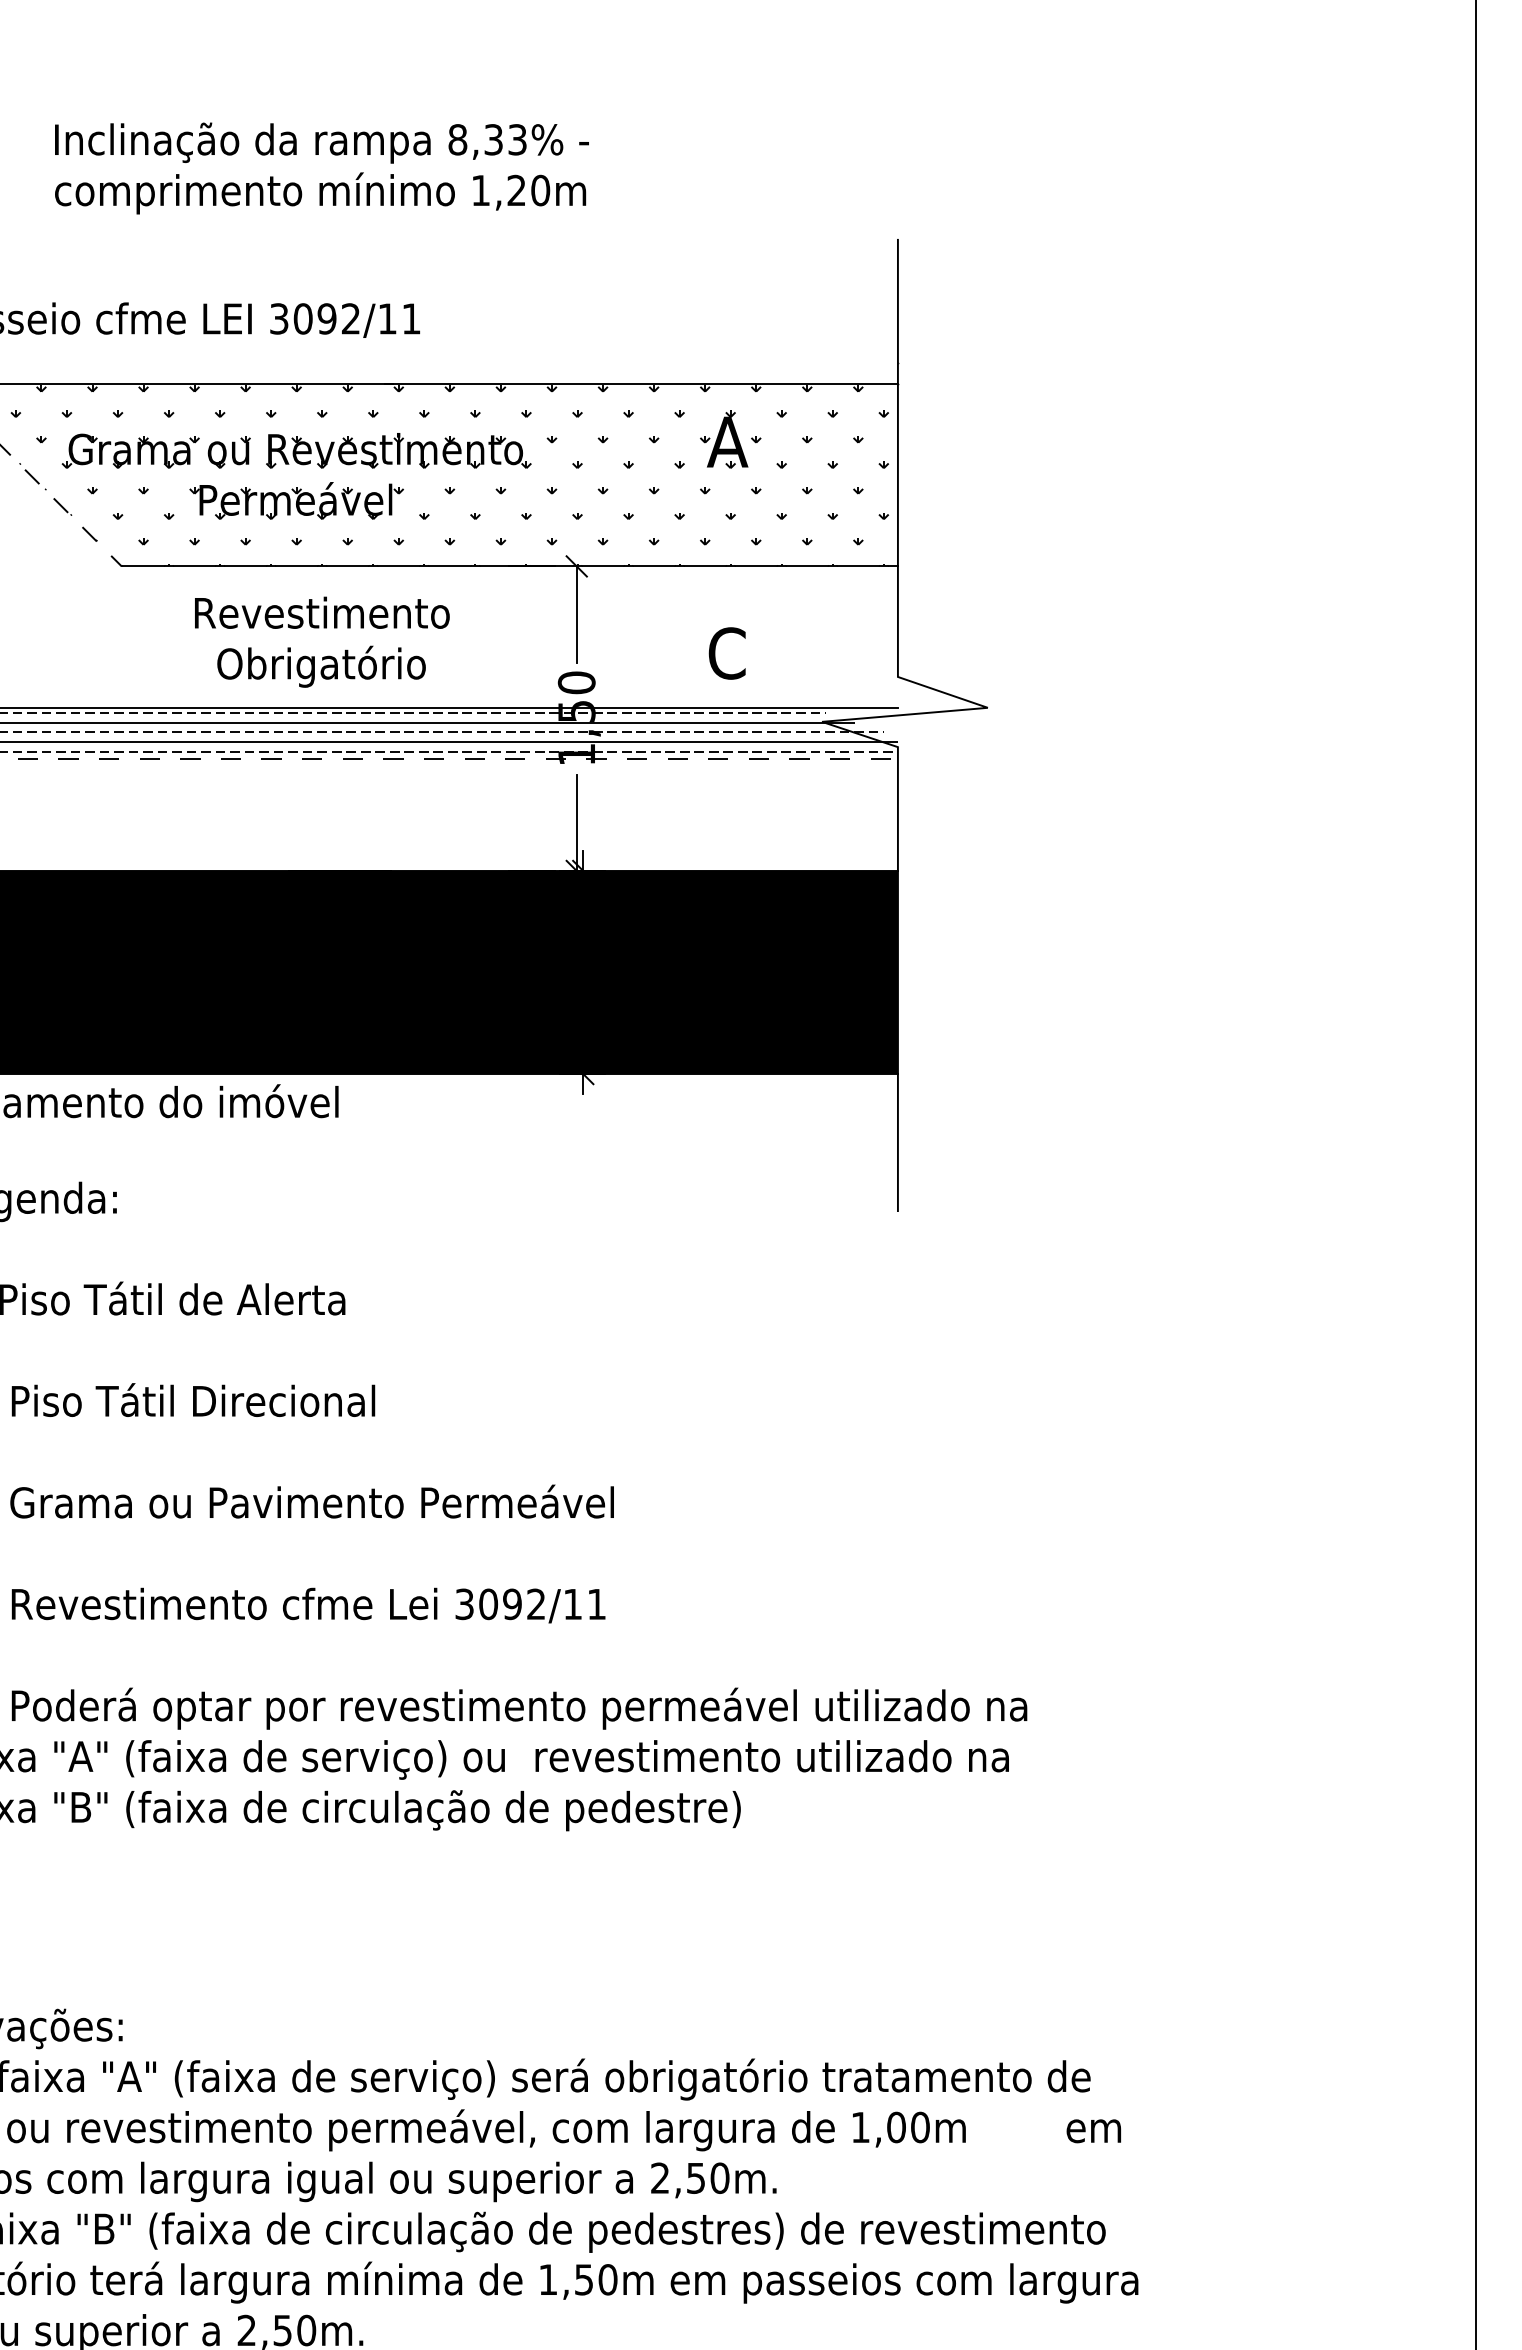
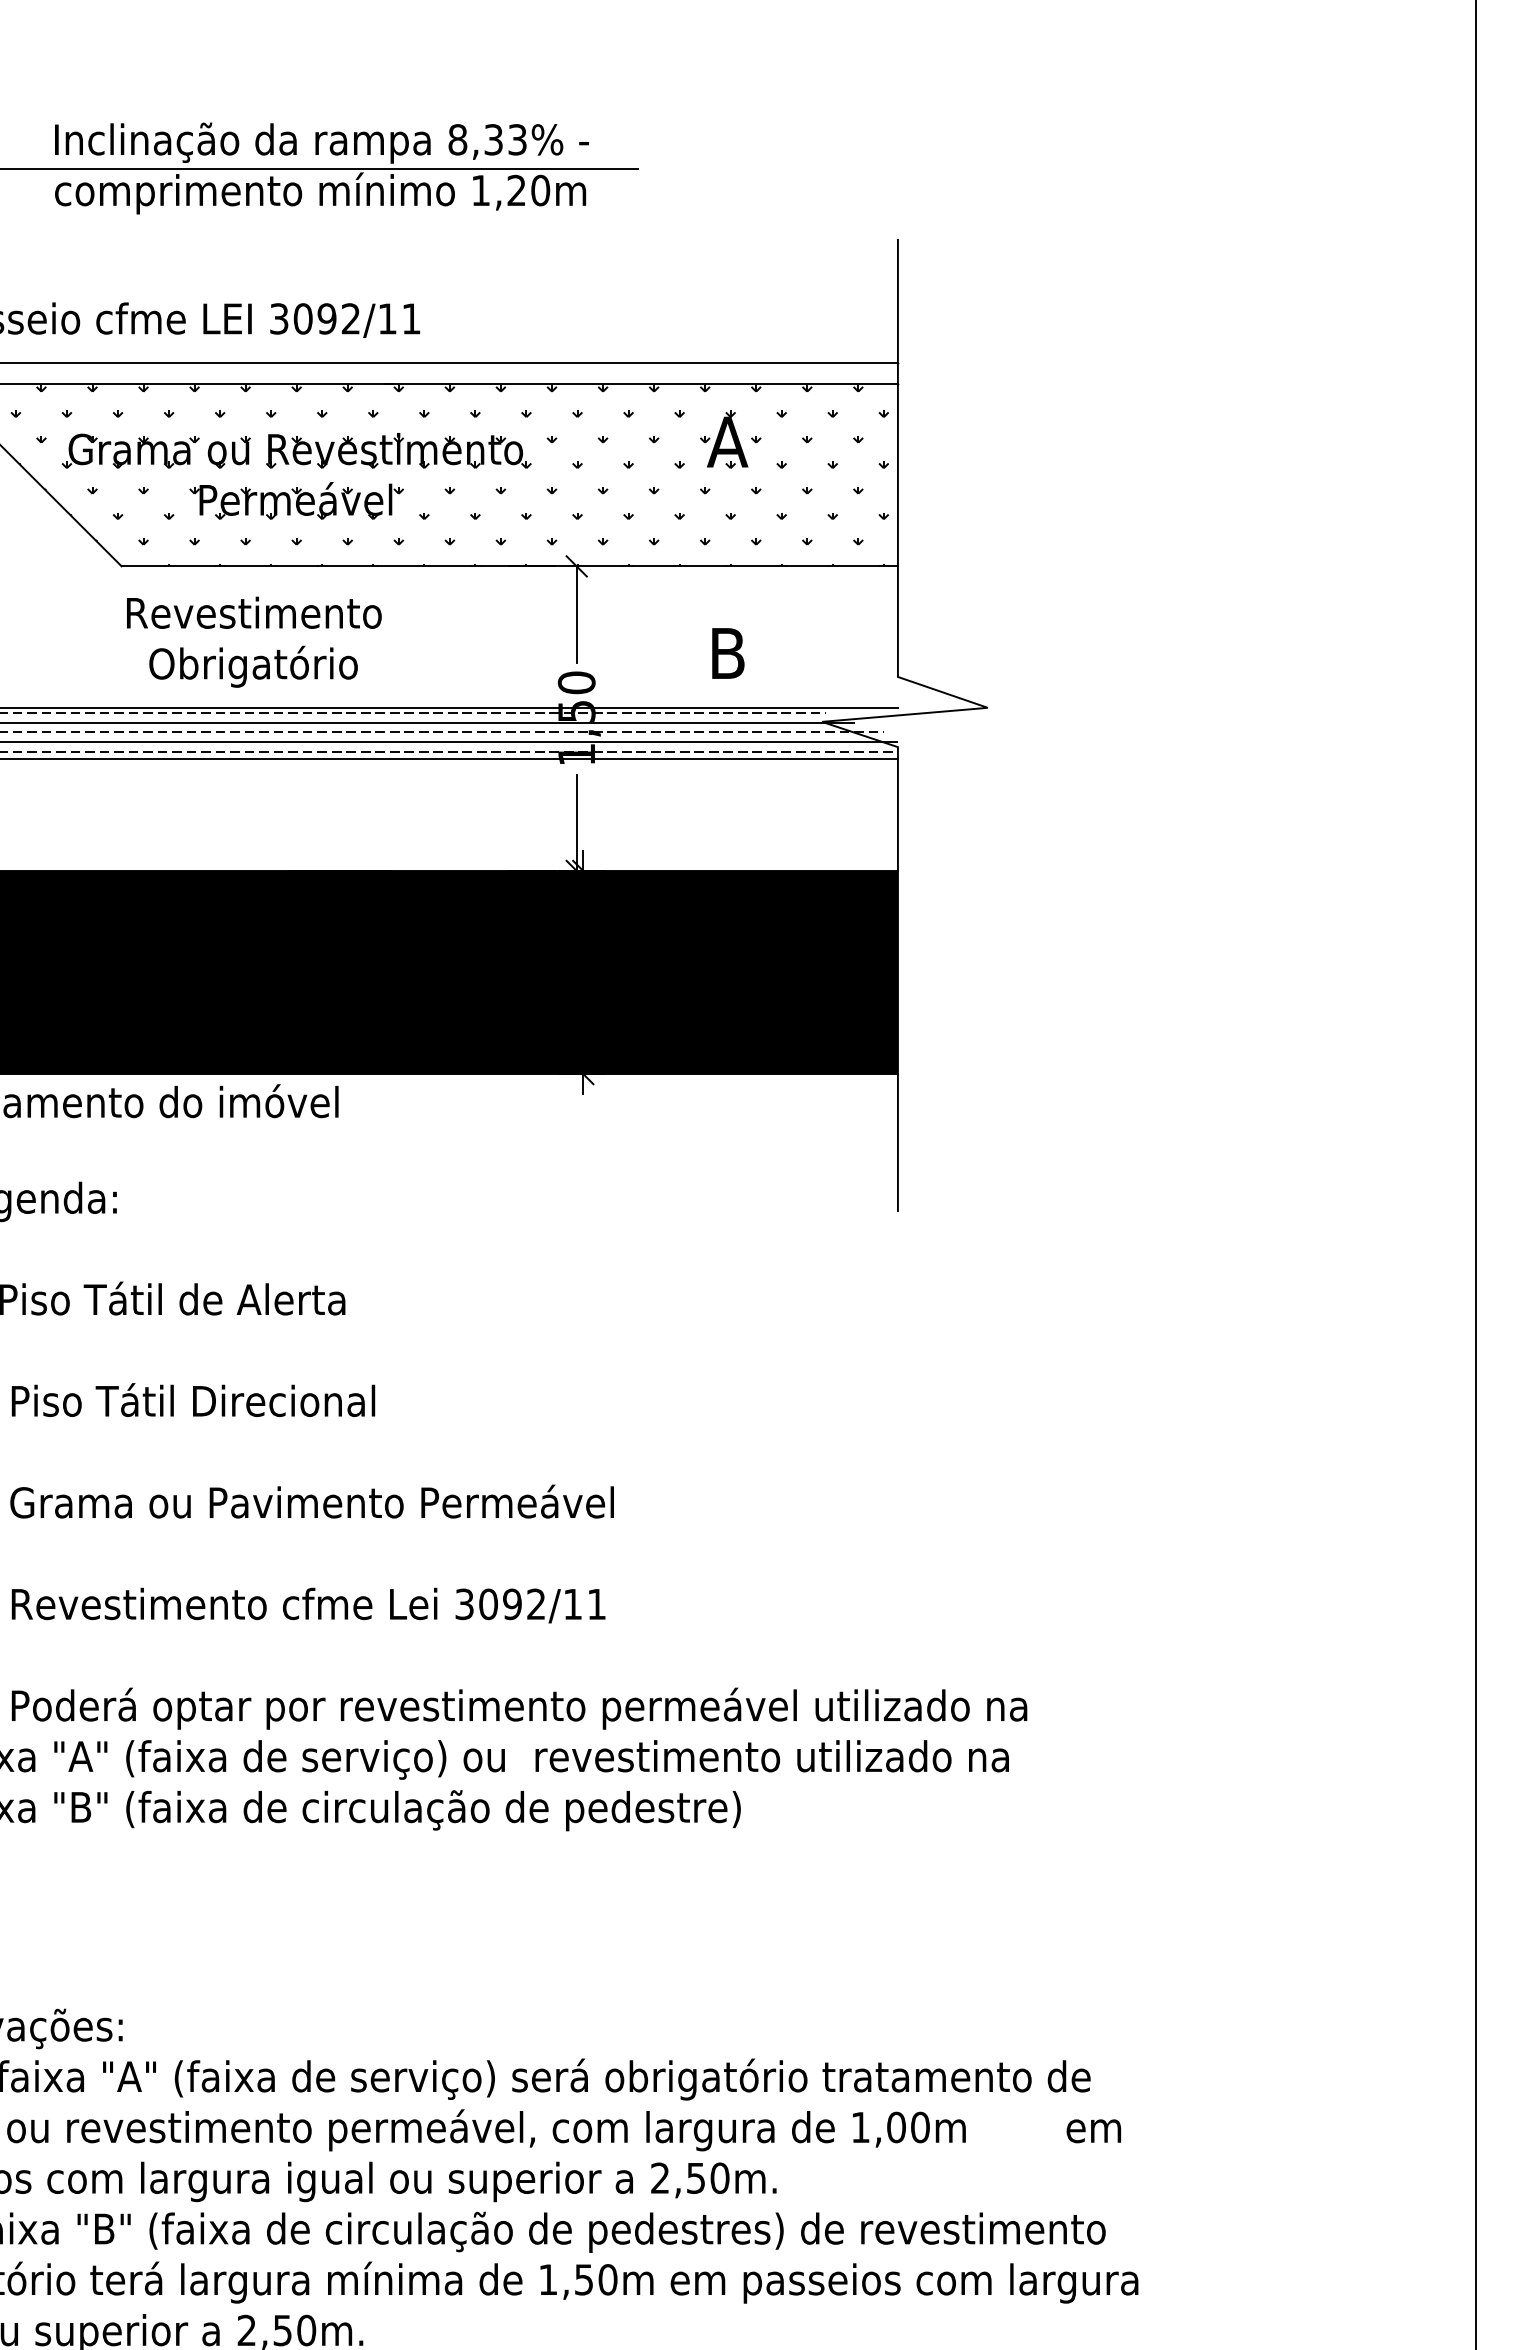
line: none -> present (320, 168)
line: none -> present (449, 363)
line: dashed -> solid (60, 505)
text position: (322, 641) -> (254, 641) (254, 641)
text: C -> B (726, 653)
line: dashed -> solid (449, 759)
